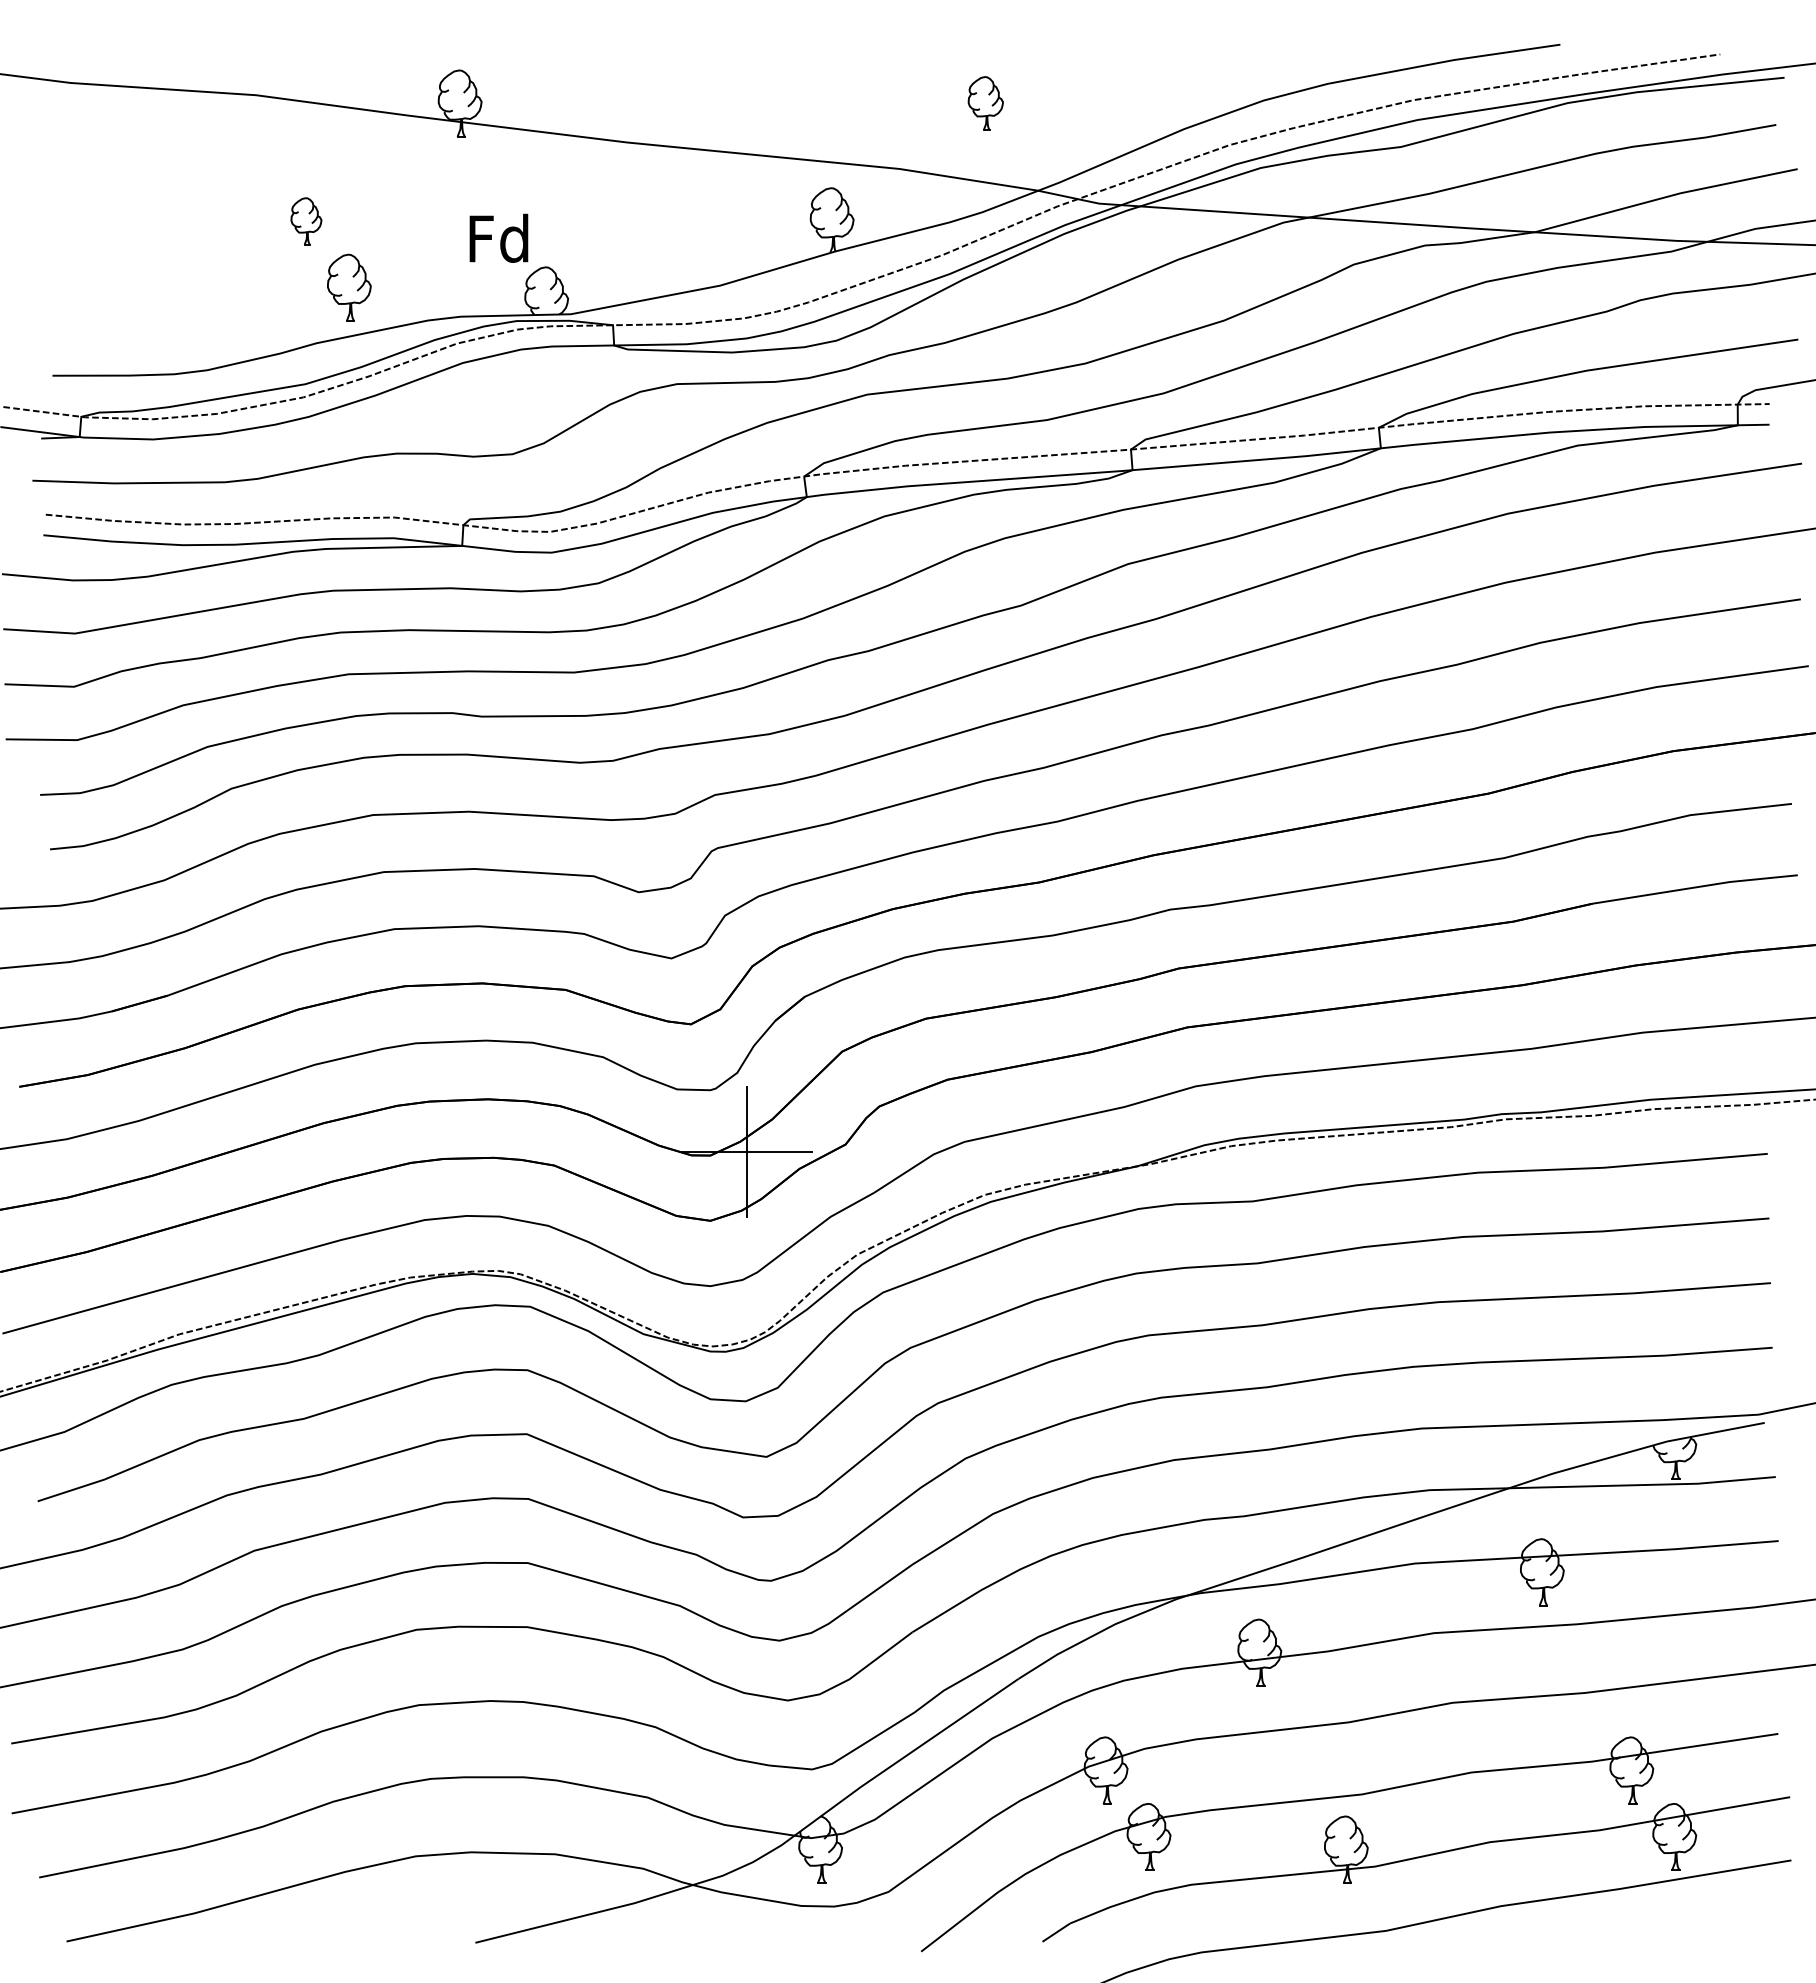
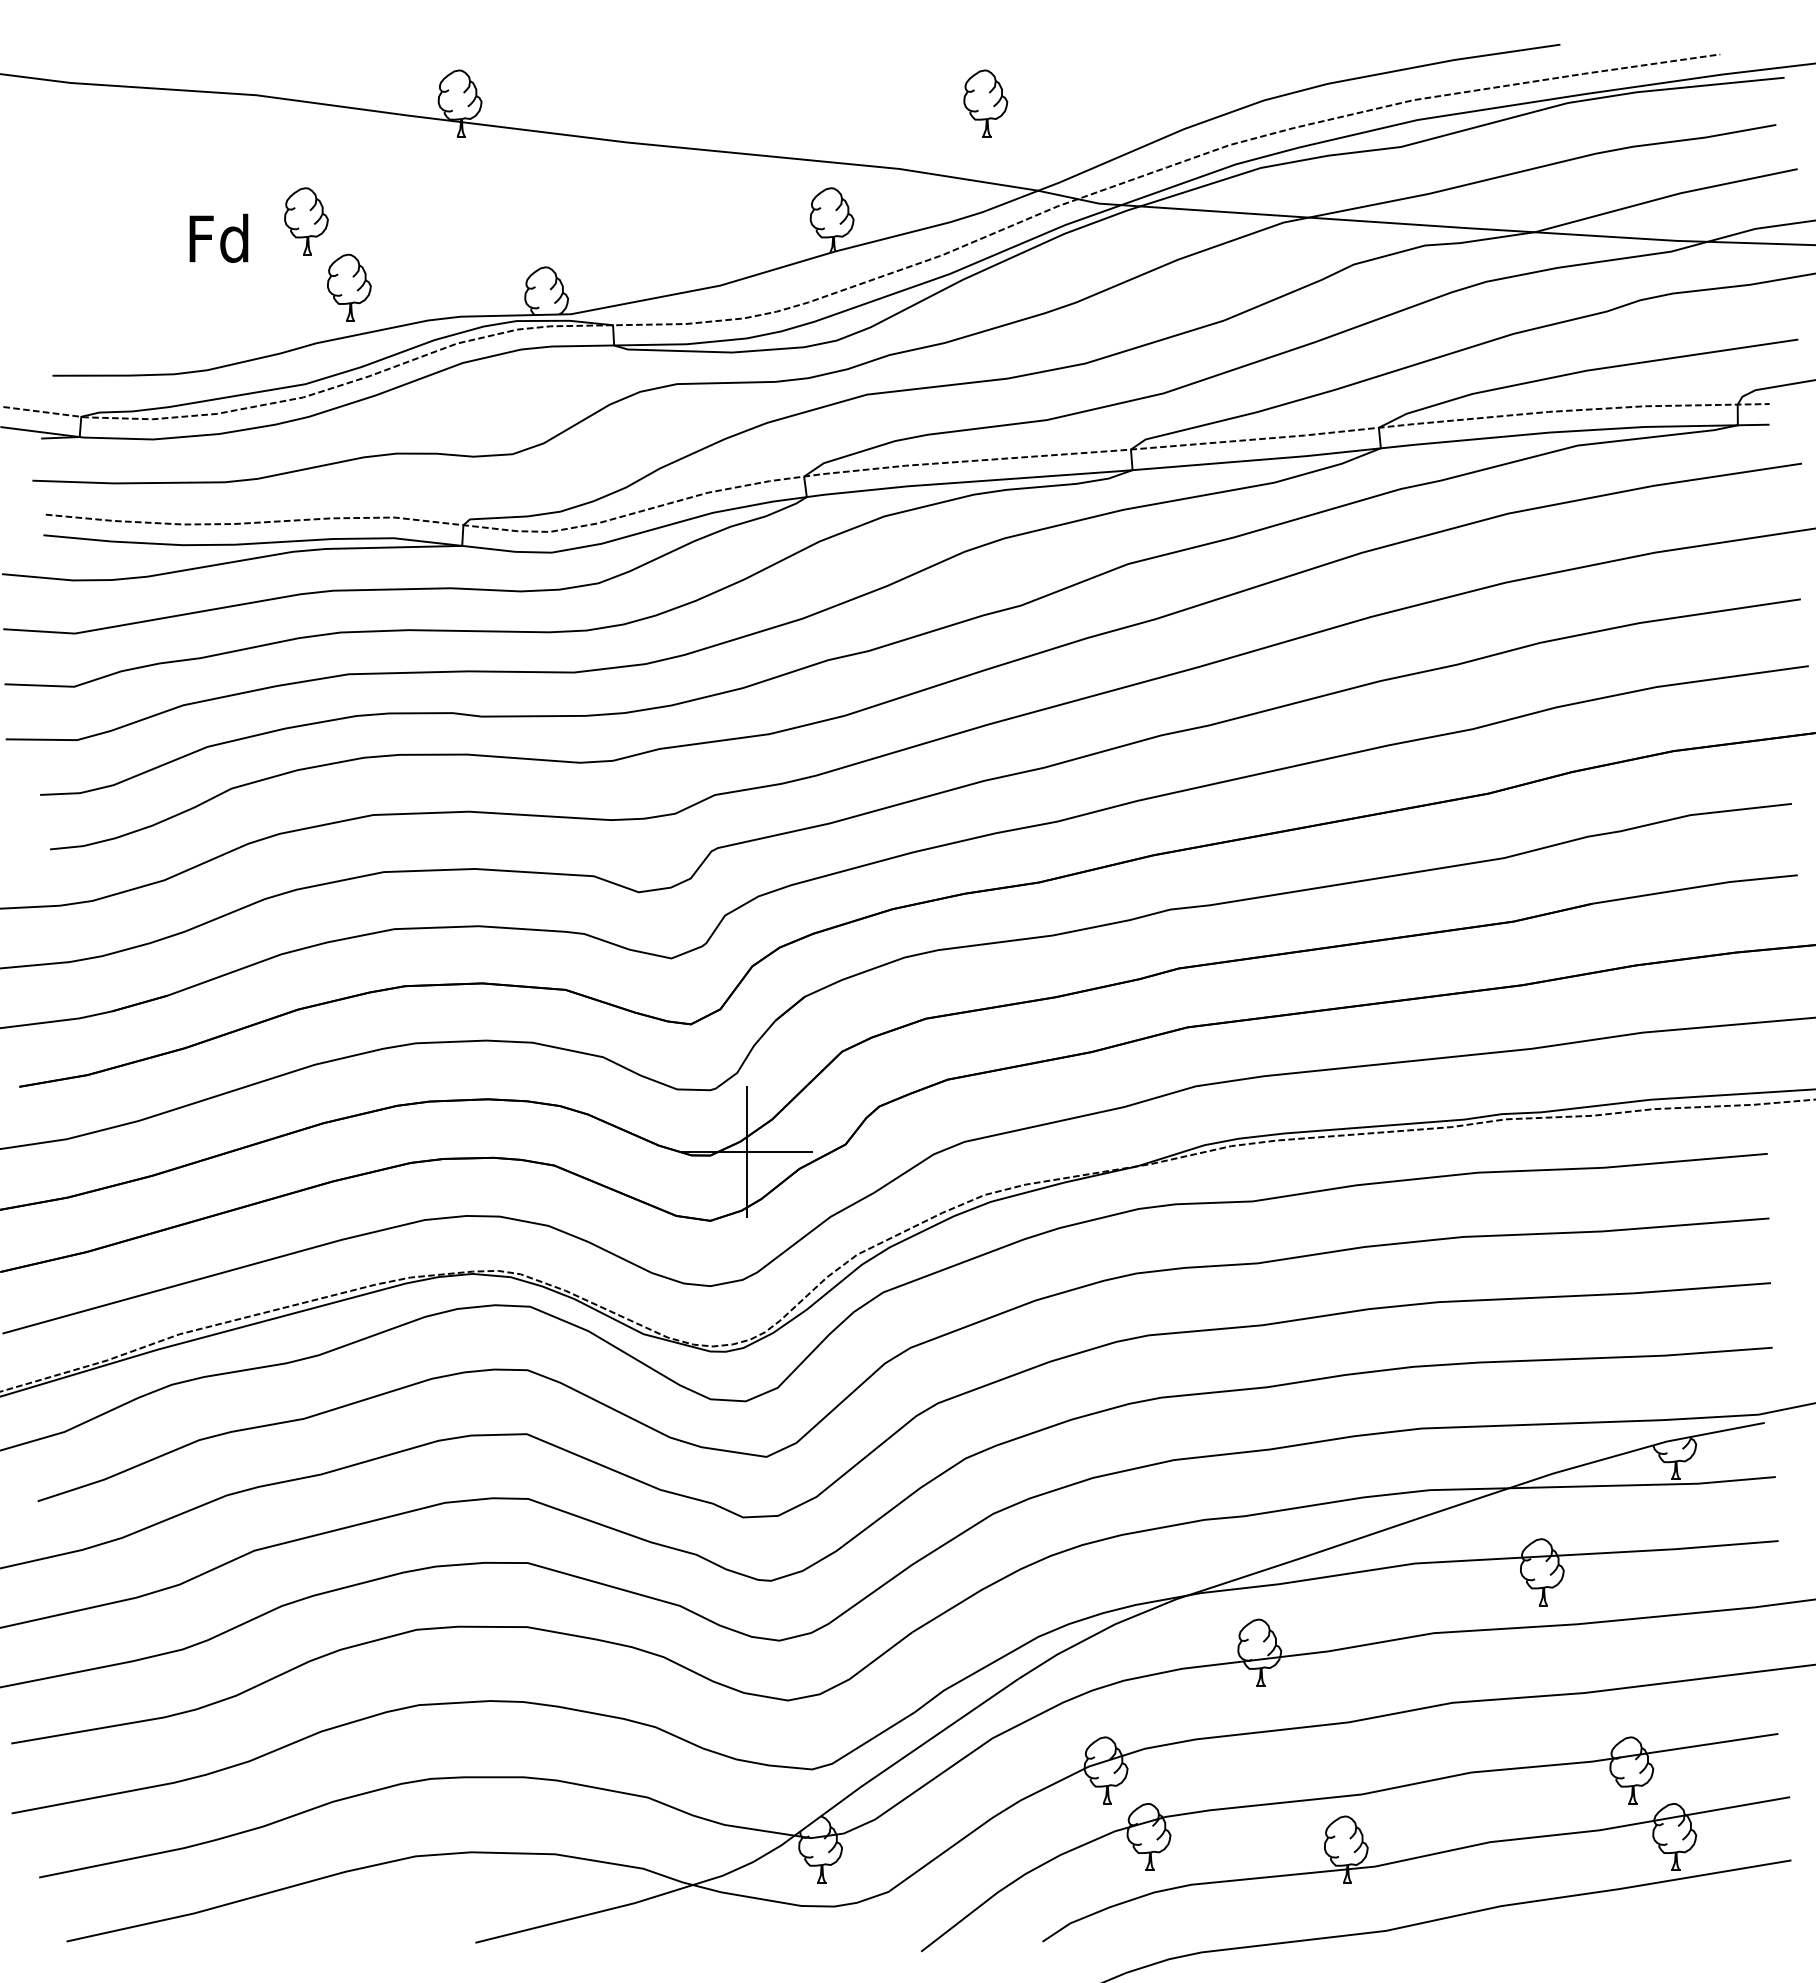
part size: 37x55 px -> 46x69 px (985, 103)
part size: 33x49 px -> 45x69 px (306, 221)
text position: (498, 237) -> (218, 237) (218, 237)
